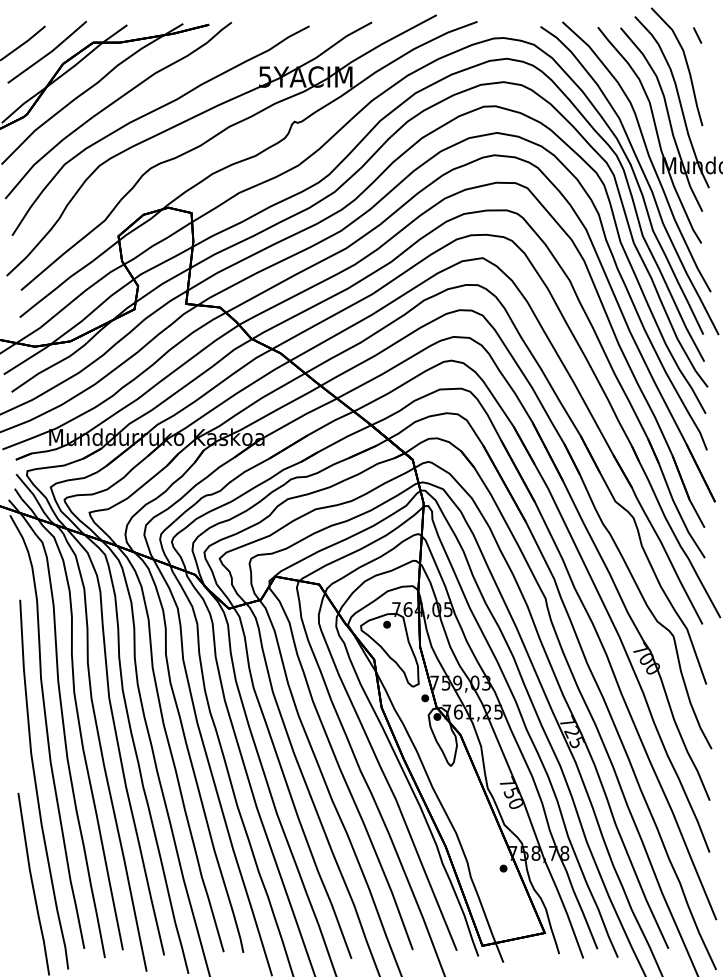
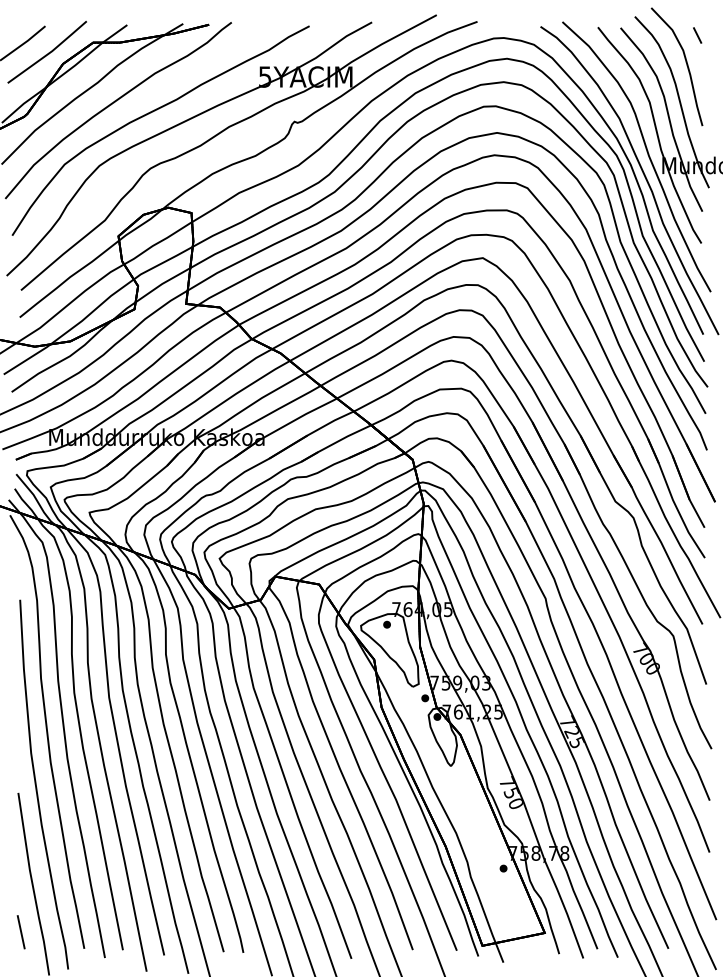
line: none -> present (20, 932)
